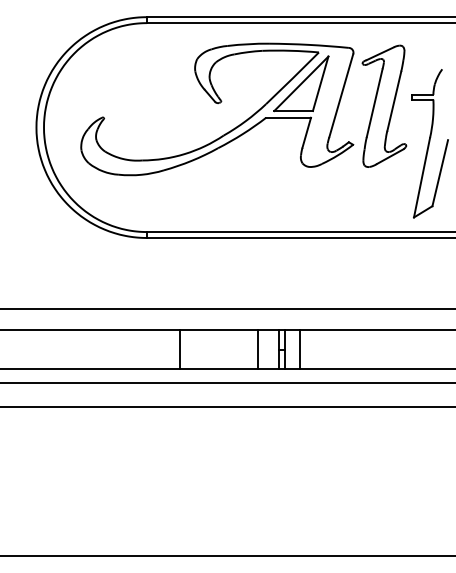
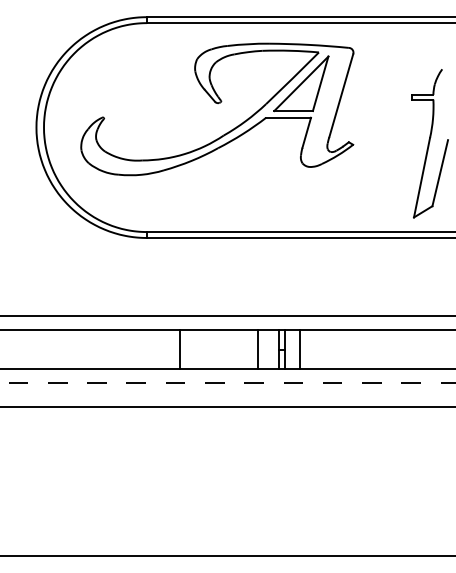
part: present -> none (384, 105)
line position: (227, 308) -> (227, 315) (227, 315)
line: solid -> dashed (228, 383)
